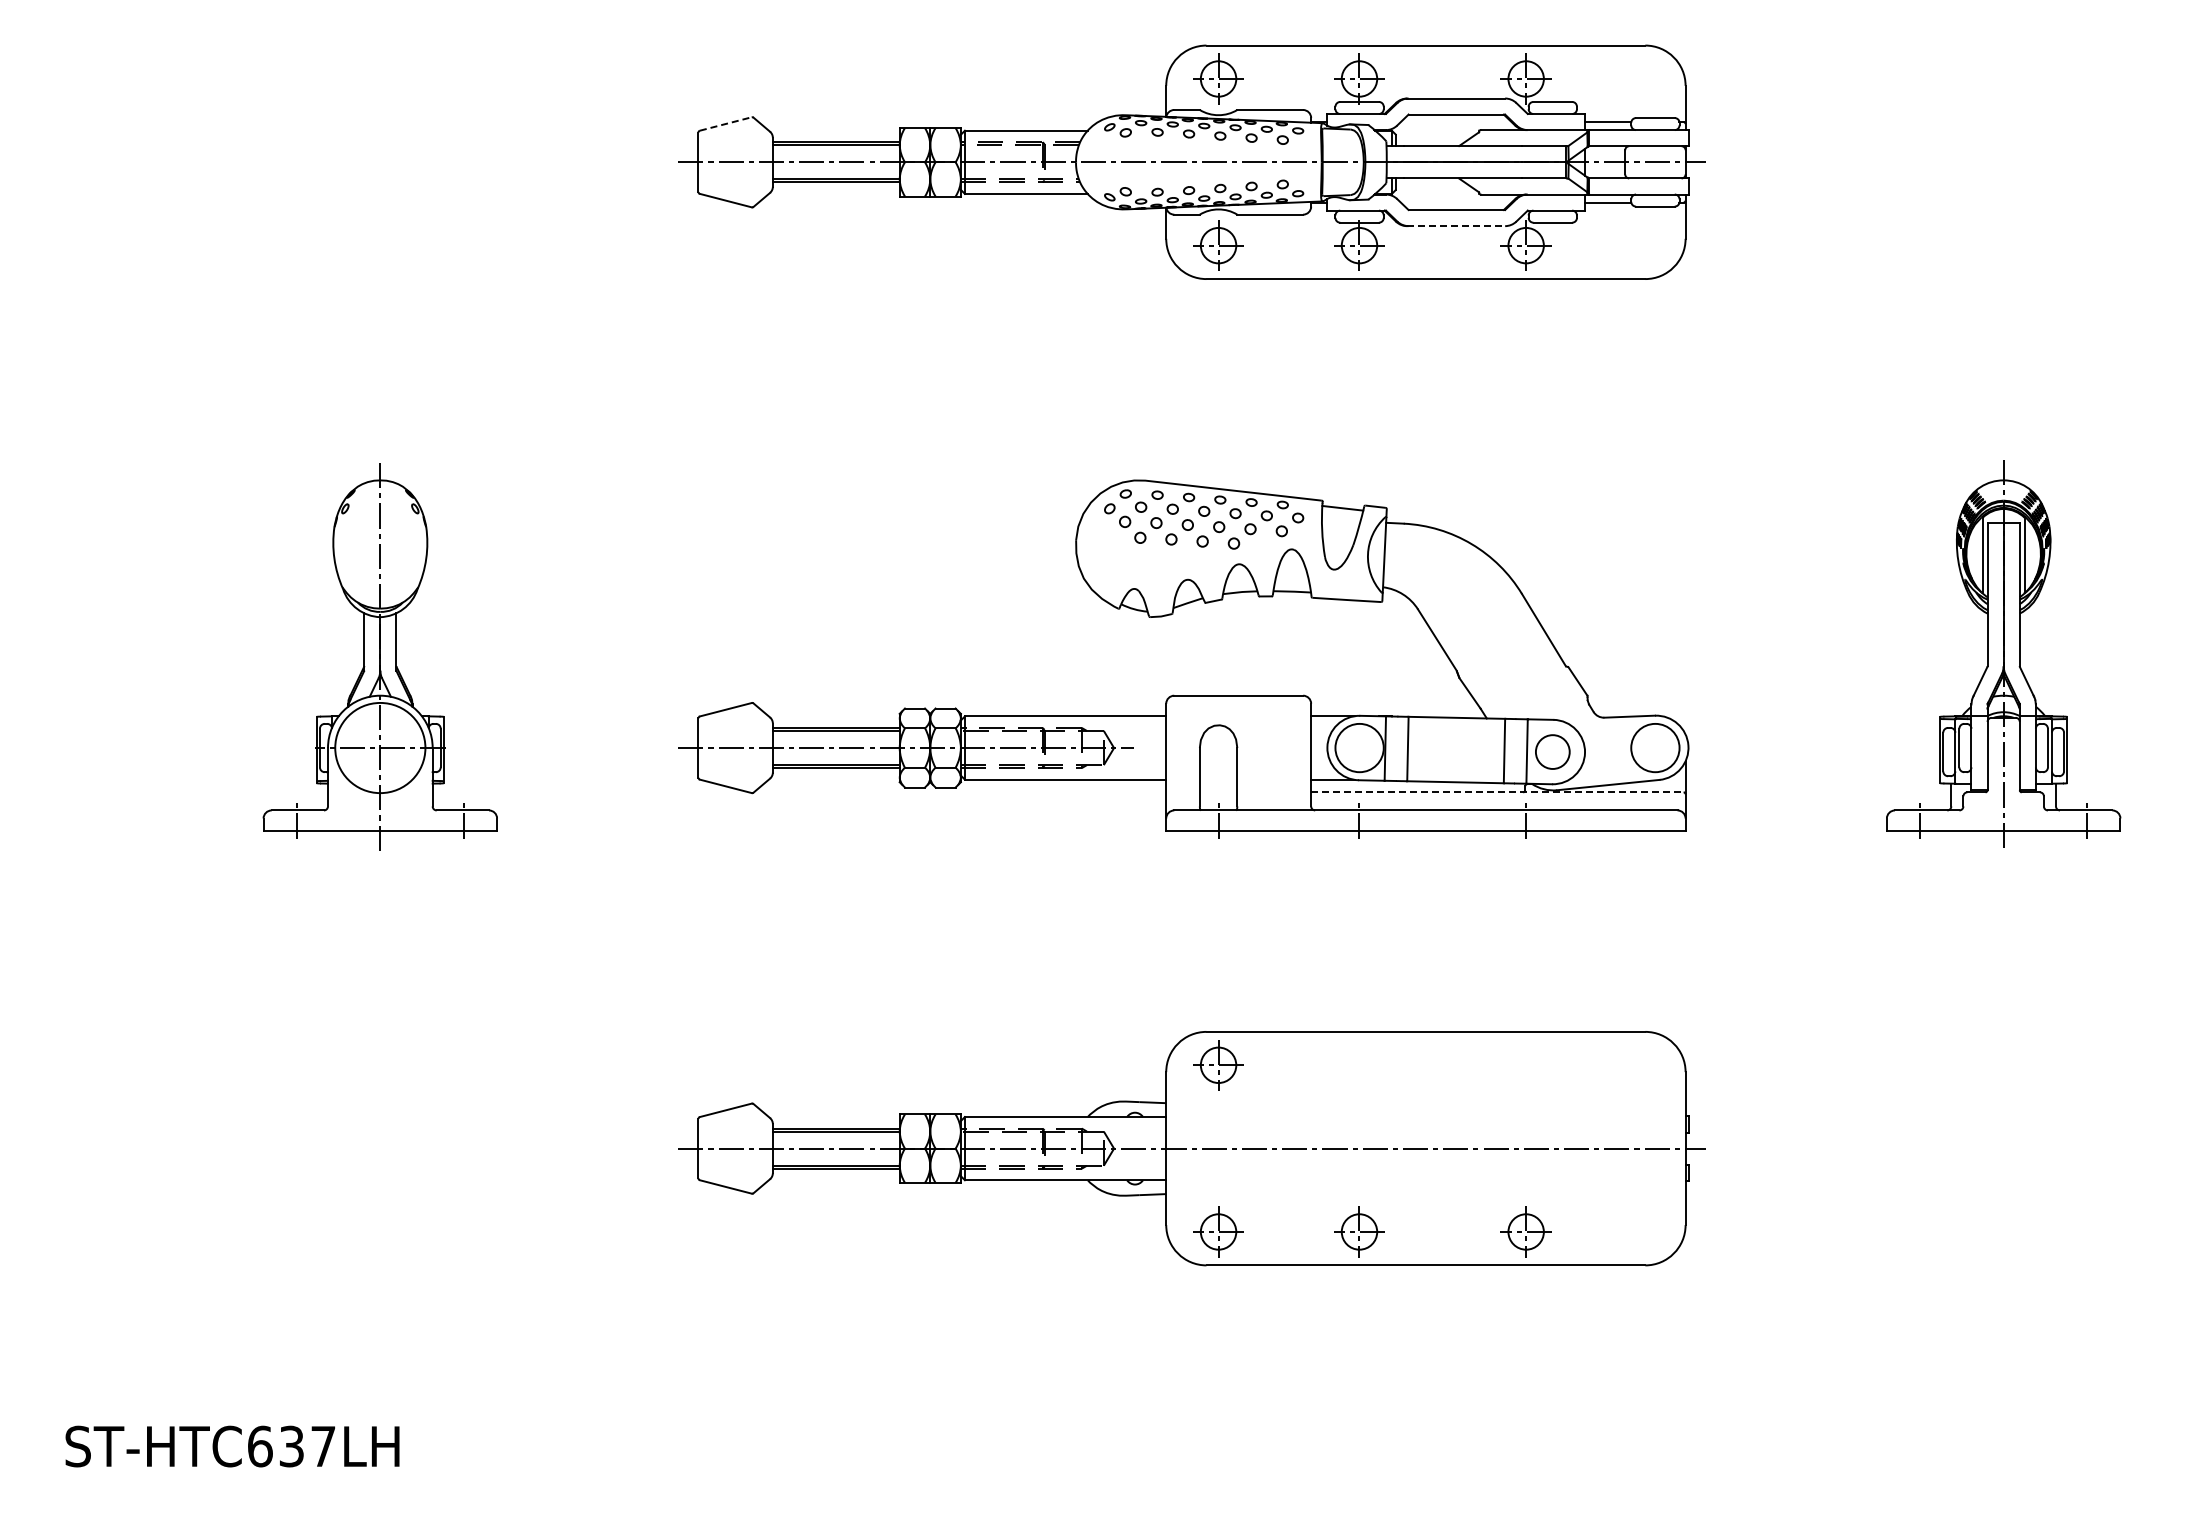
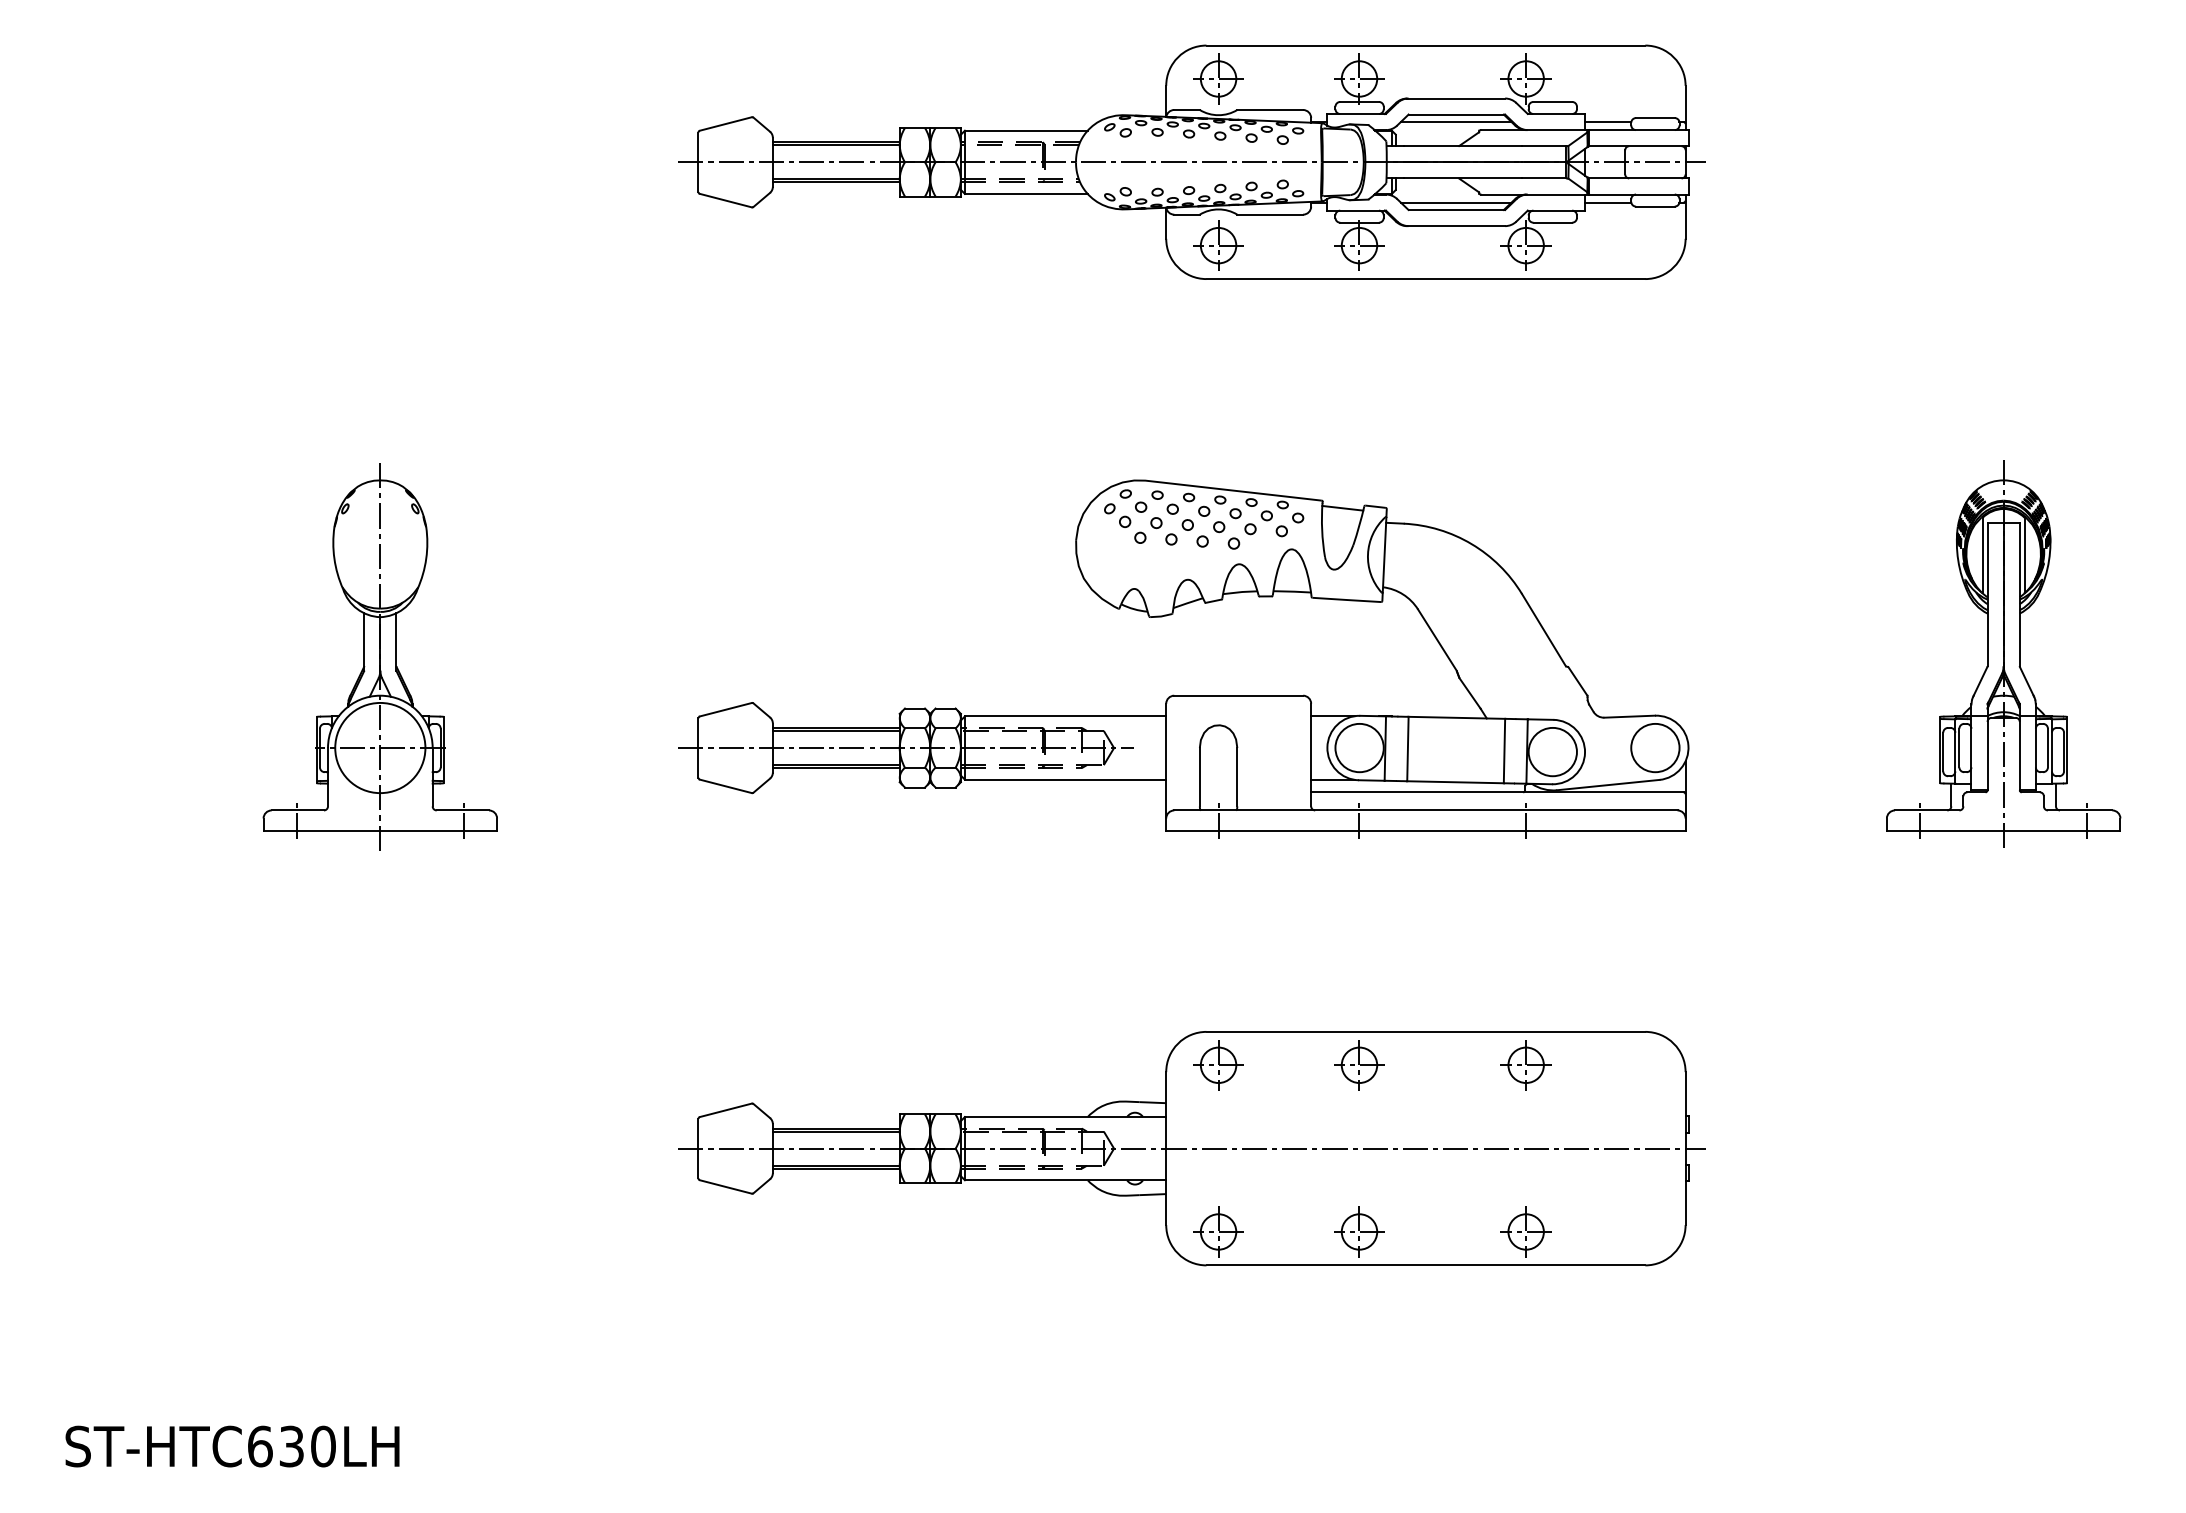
line: none -> present (1455, 122)
line: dashed -> solid (725, 124)
line: none -> present (1455, 202)
line: dashed -> solid (1456, 226)
circle diameter: 34 px -> 48 px (1552, 751)
line: dashed -> solid (1497, 792)
part: none -> present (1359, 1065)
part: none -> present (1525, 1065)
text: ST-HTC637LH -> ST-HTC630LH (323, 1446)
